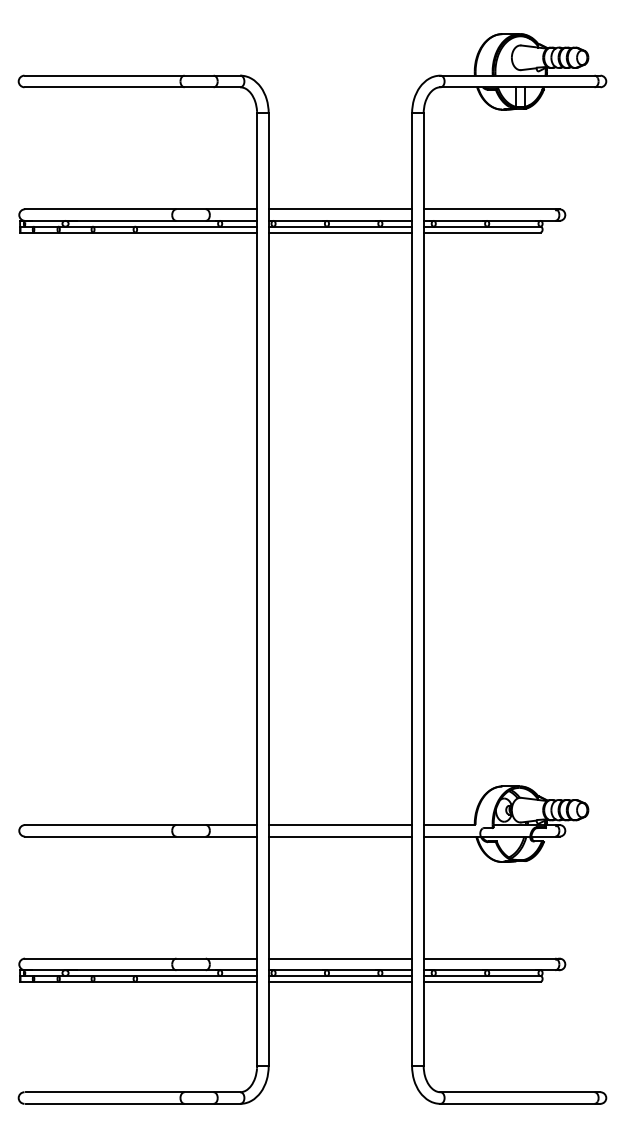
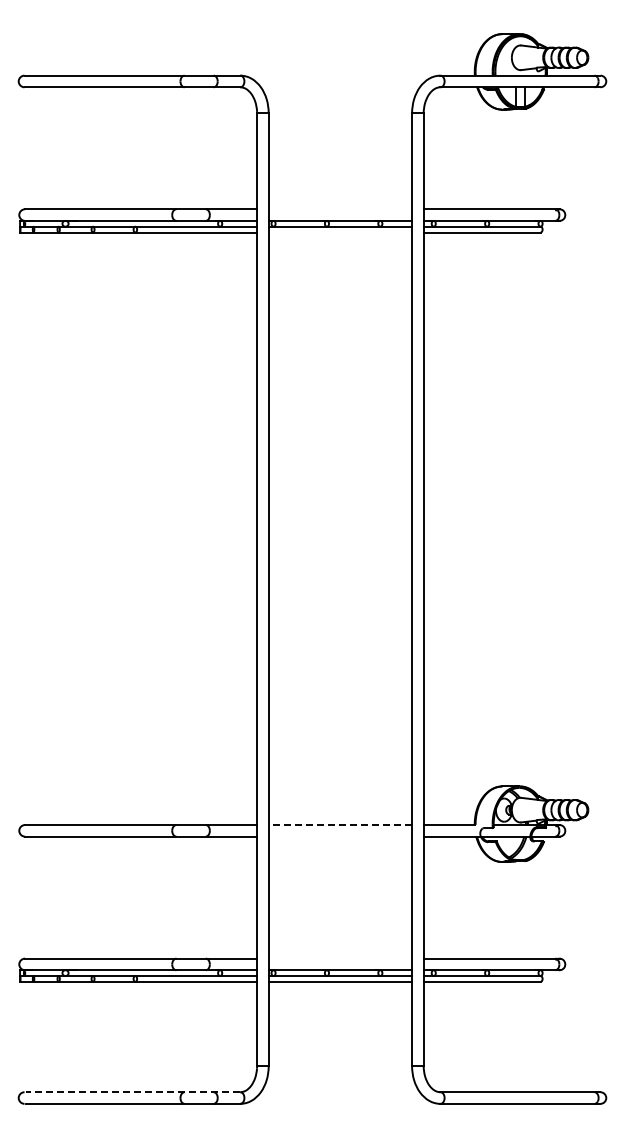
line: present -> none (340, 209)
line: present -> none (340, 232)
line: solid -> dashed (340, 825)
line: present -> none (340, 836)
line: present -> none (340, 958)
line: solid -> dashed (132, 1092)
